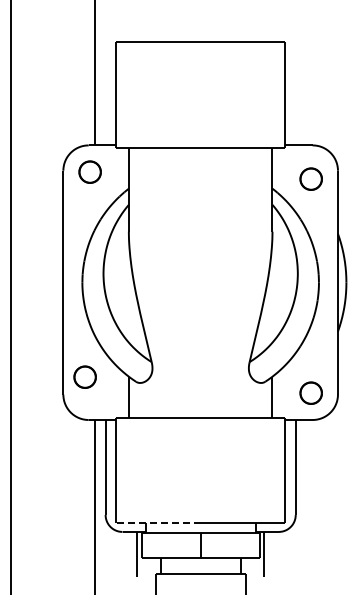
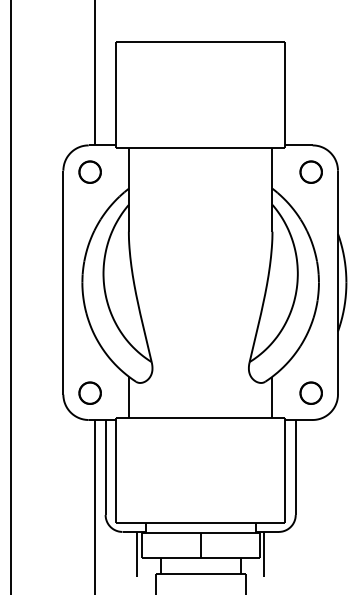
part position: (310, 178) -> (310, 171) (310, 171)
part position: (84, 376) -> (89, 392) (89, 392)
line: dashed -> solid (157, 523)
